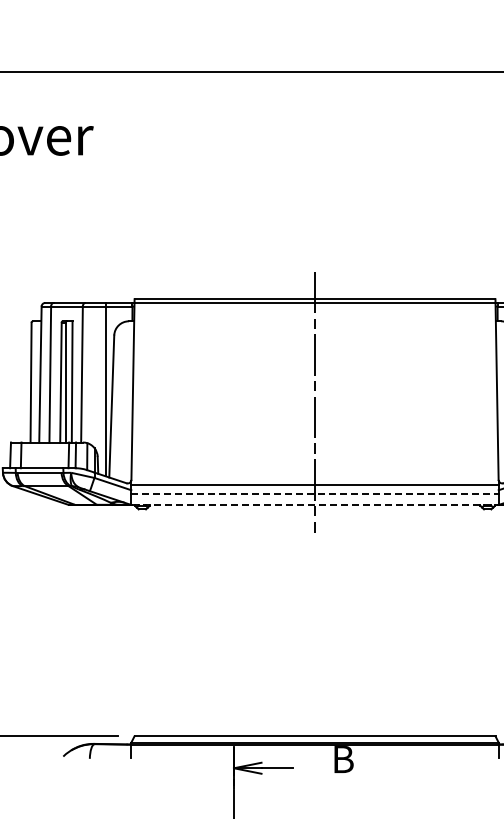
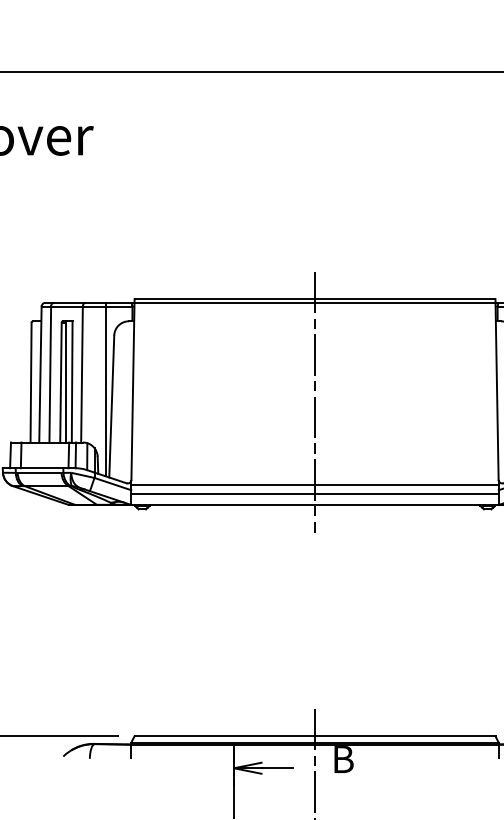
line: dashed -> solid (315, 494)
line: dashed -> solid (315, 504)
line: none -> present (315, 762)
